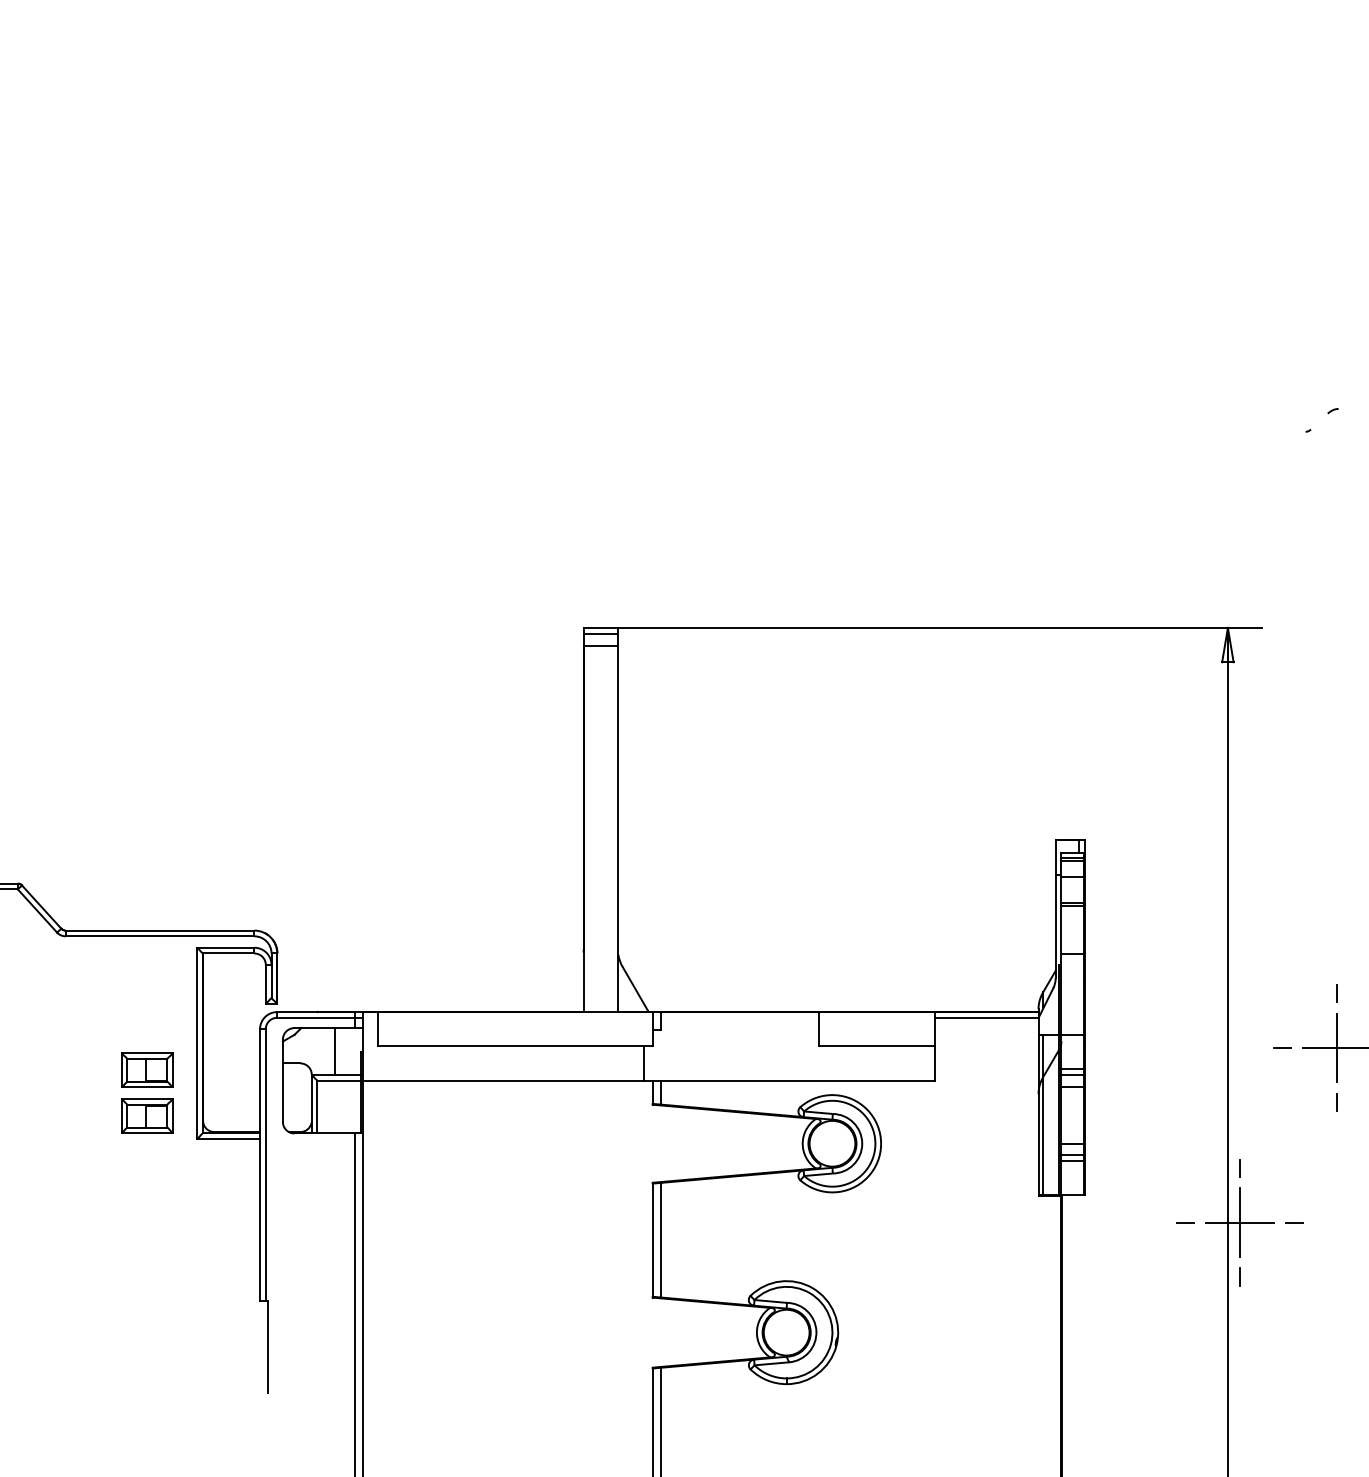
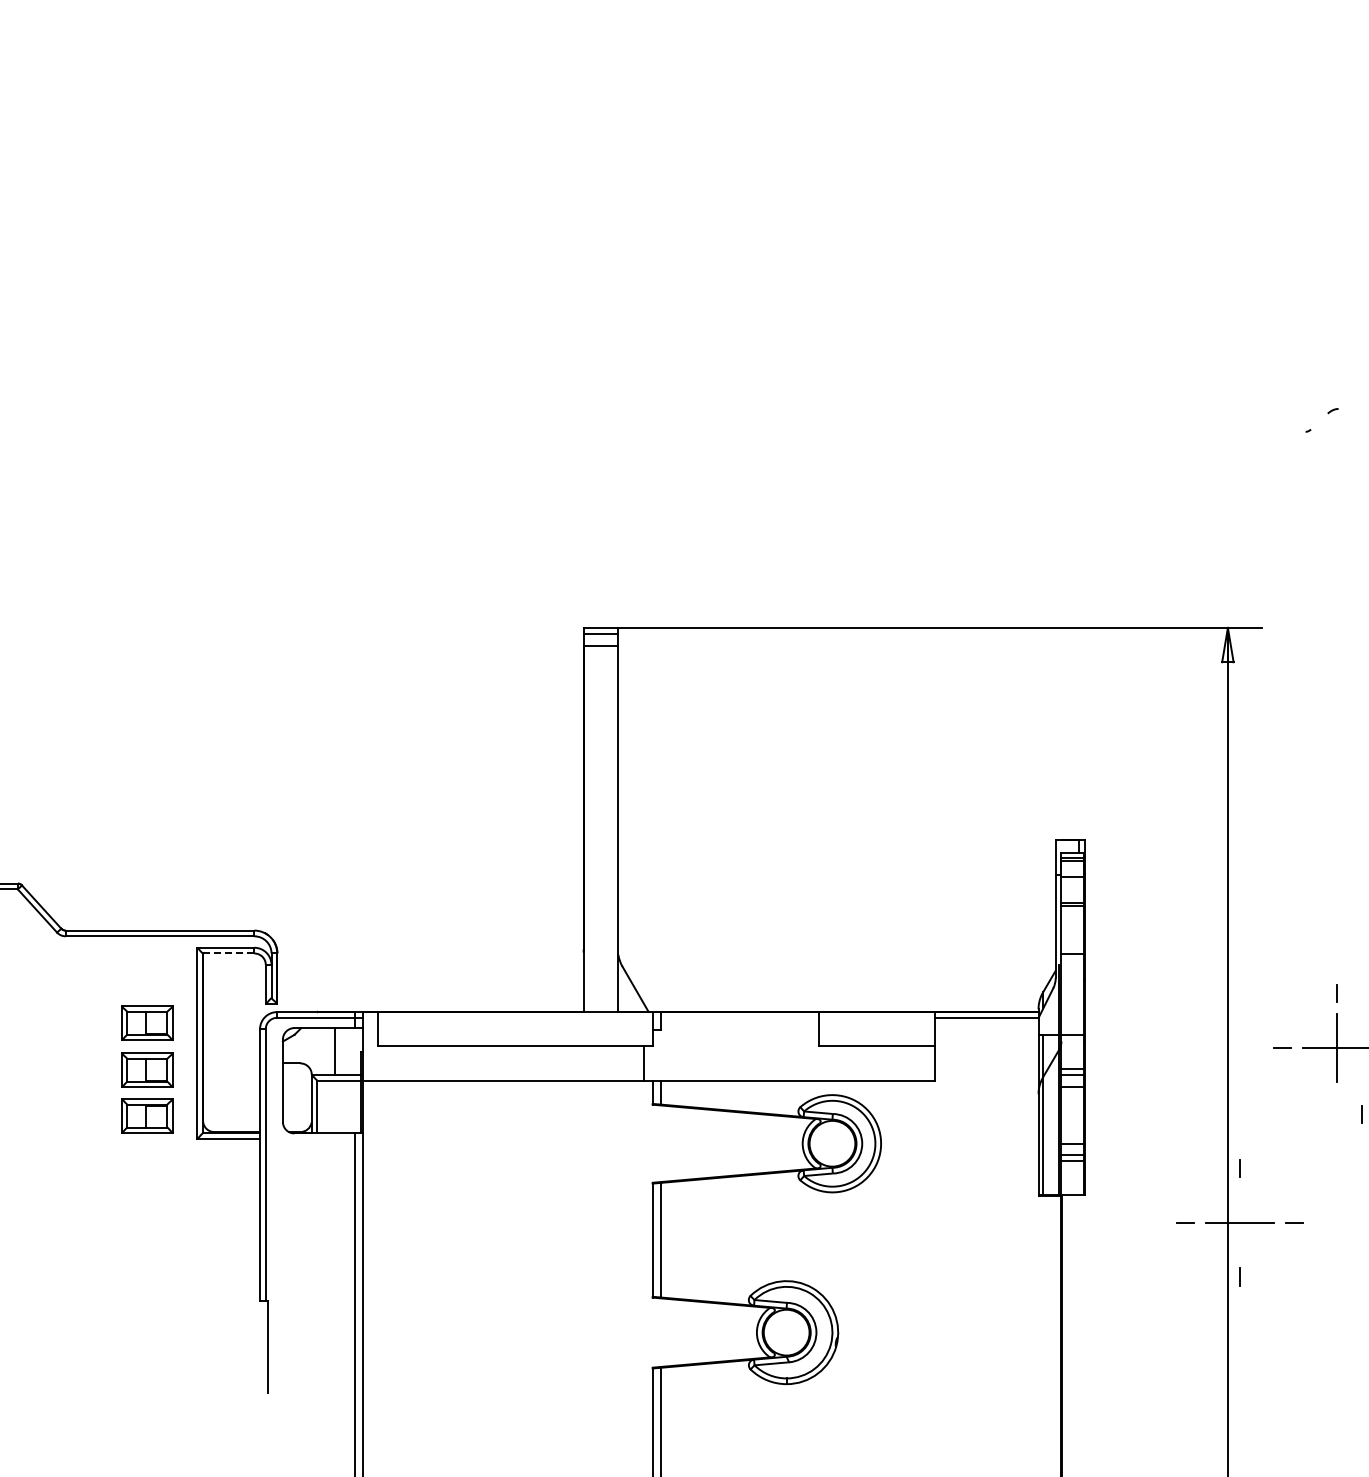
line: solid -> dashed (228, 953)
part: none -> present (147, 1022)
line position: (1336, 1102) -> (1361, 1114) (1361, 1114)
line: present -> none (1240, 1222)
